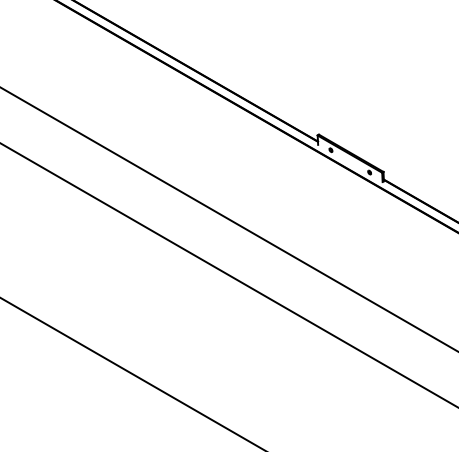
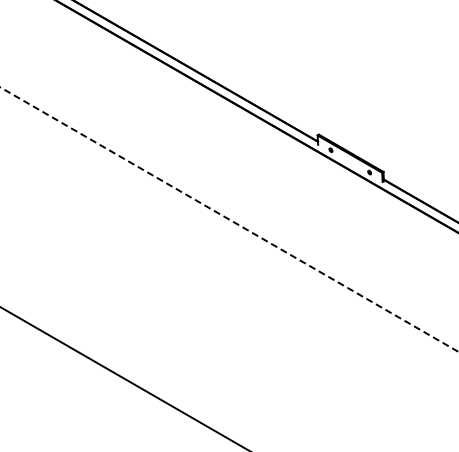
line: solid -> dashed (228, 219)
line: present -> none (228, 275)
line position: (131, 373) -> (123, 378) (123, 378)
